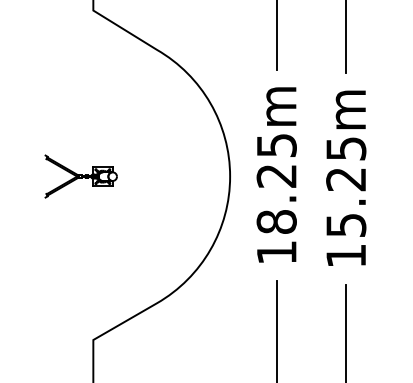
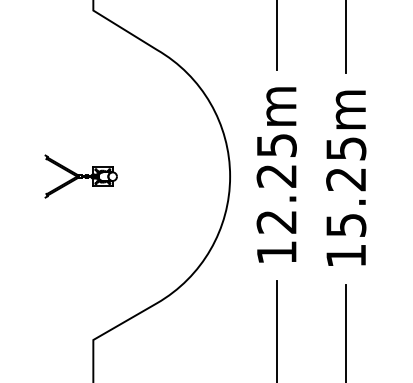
text: 18.25m -> 12.25m (276, 221)
